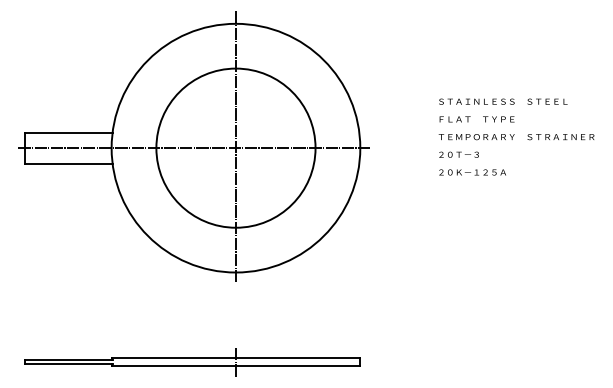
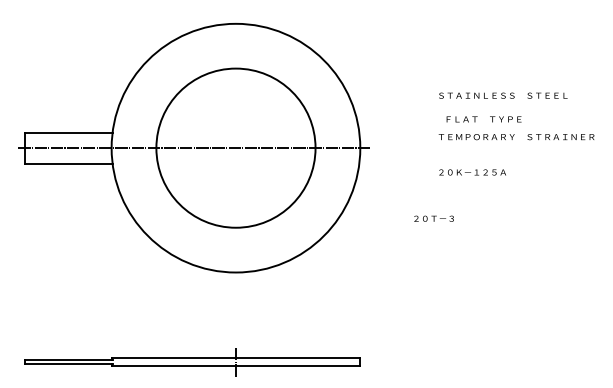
text position: (503, 101) -> (503, 95) (503, 95)
text position: (476, 119) -> (483, 119) (483, 119)
line: present -> none (235, 146)
text position: (458, 154) -> (433, 218) (433, 218)
